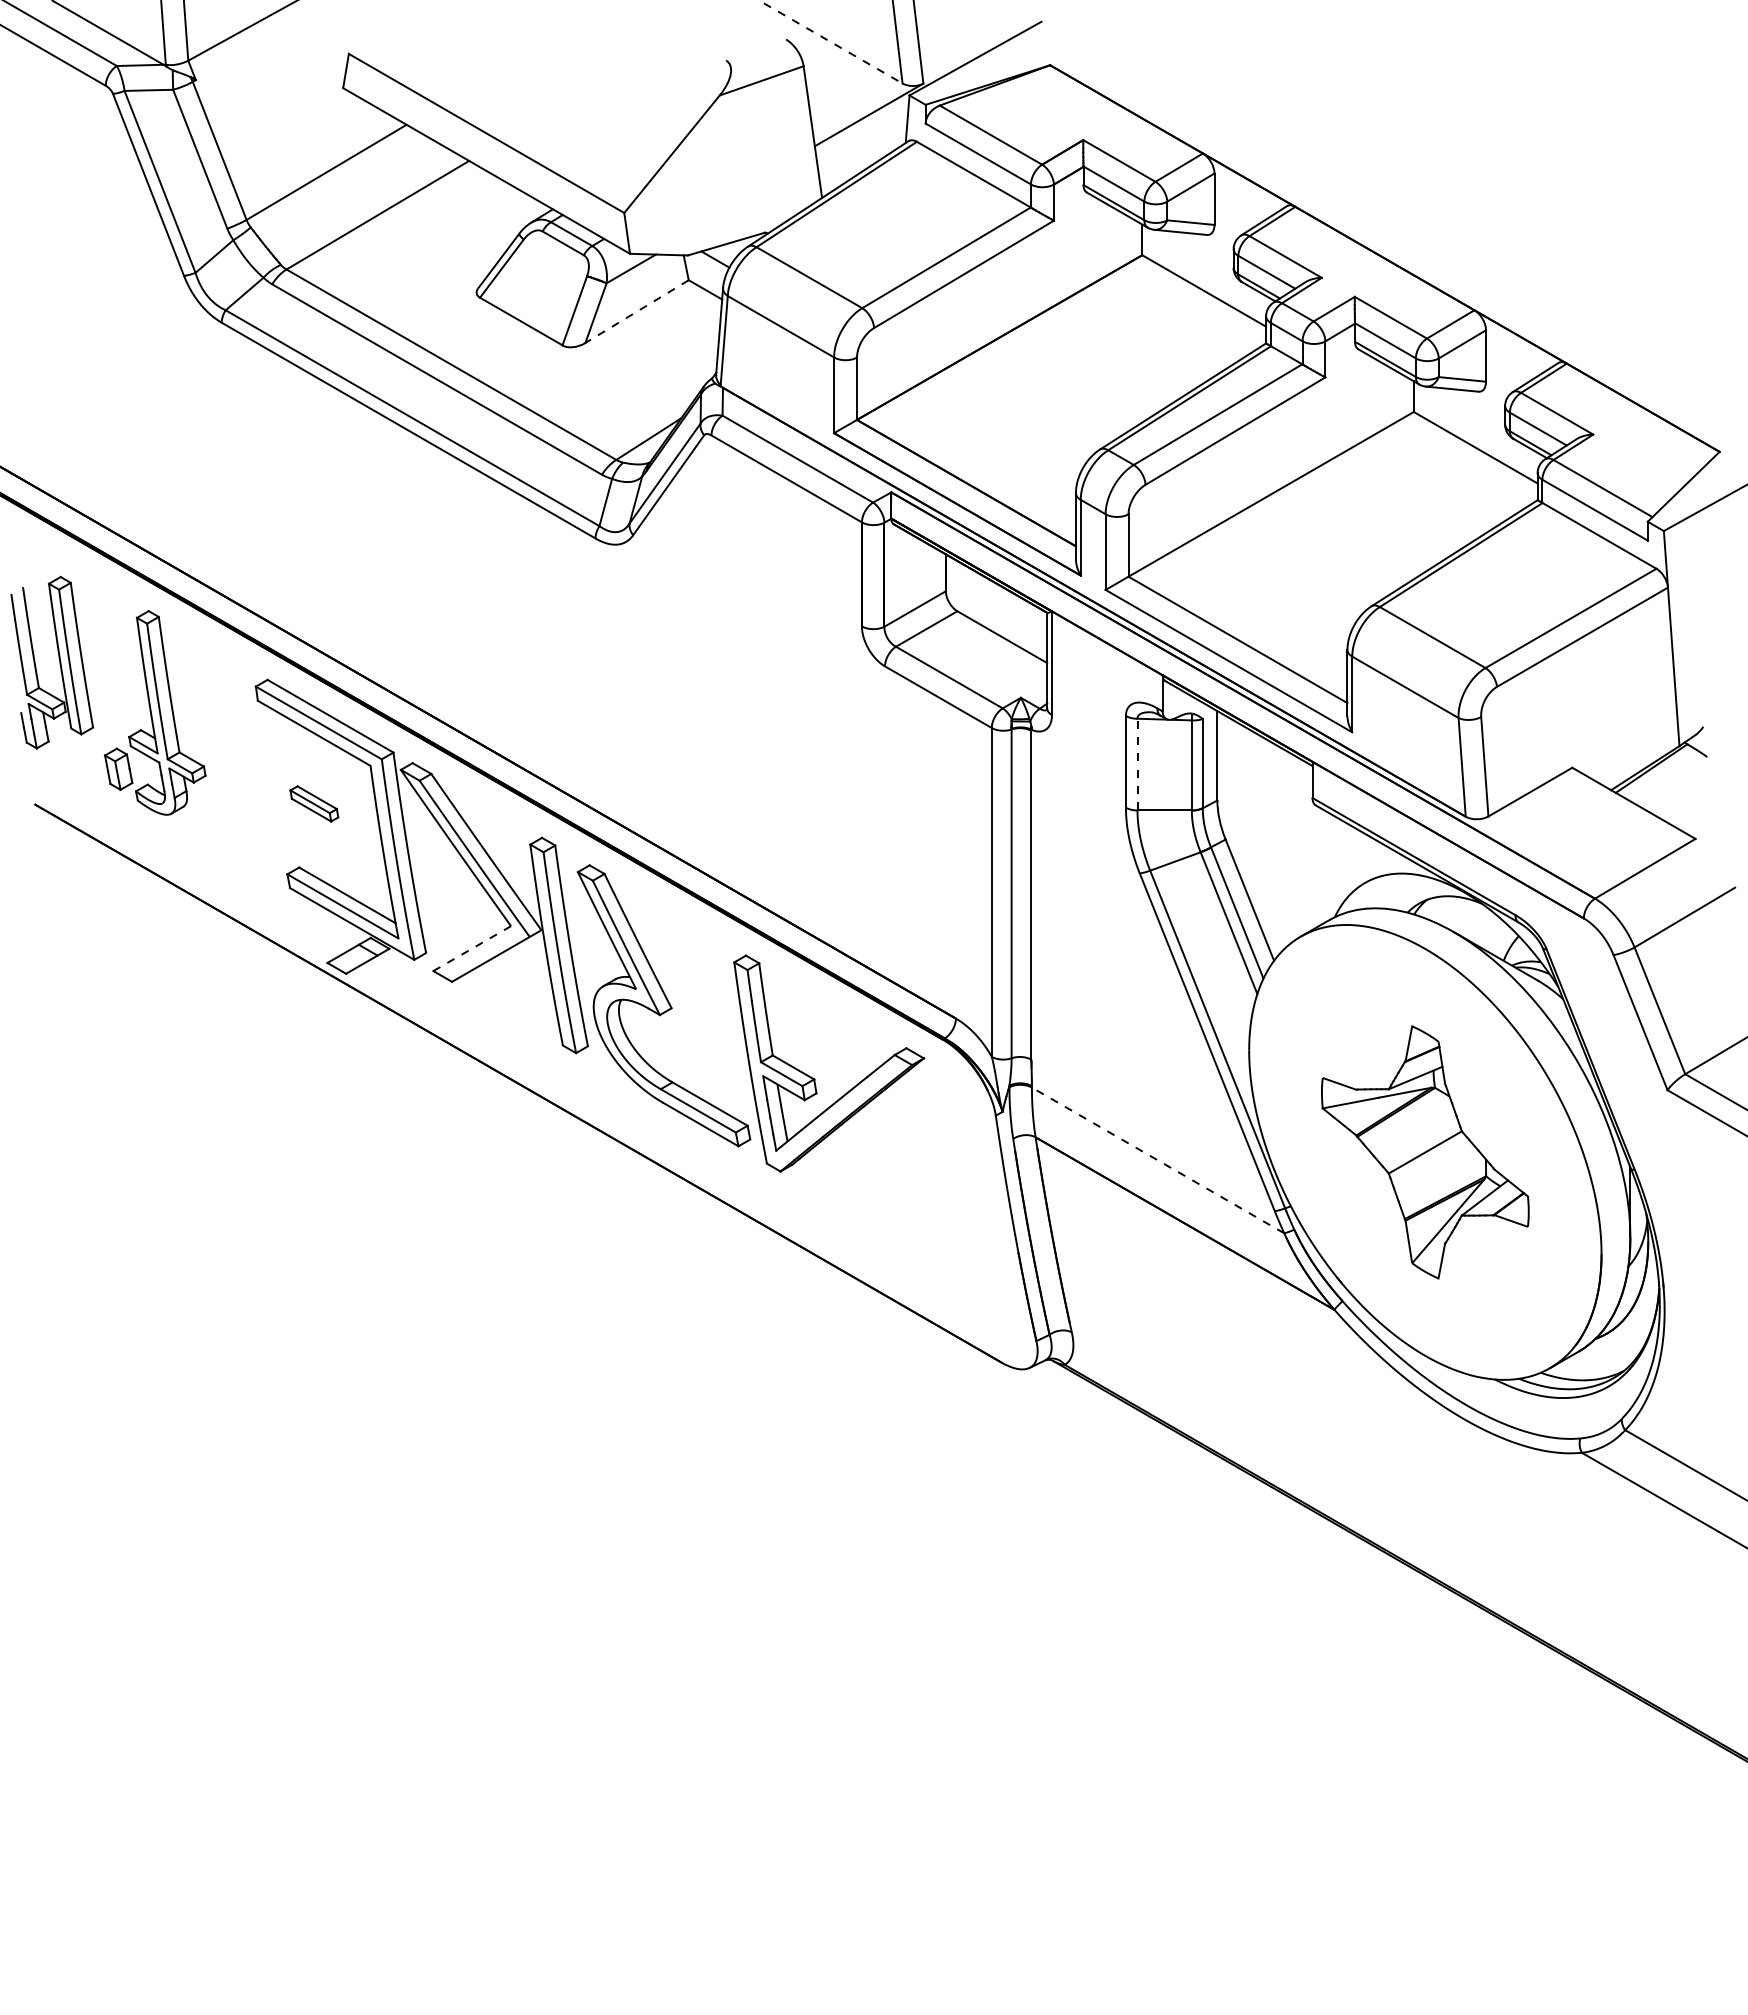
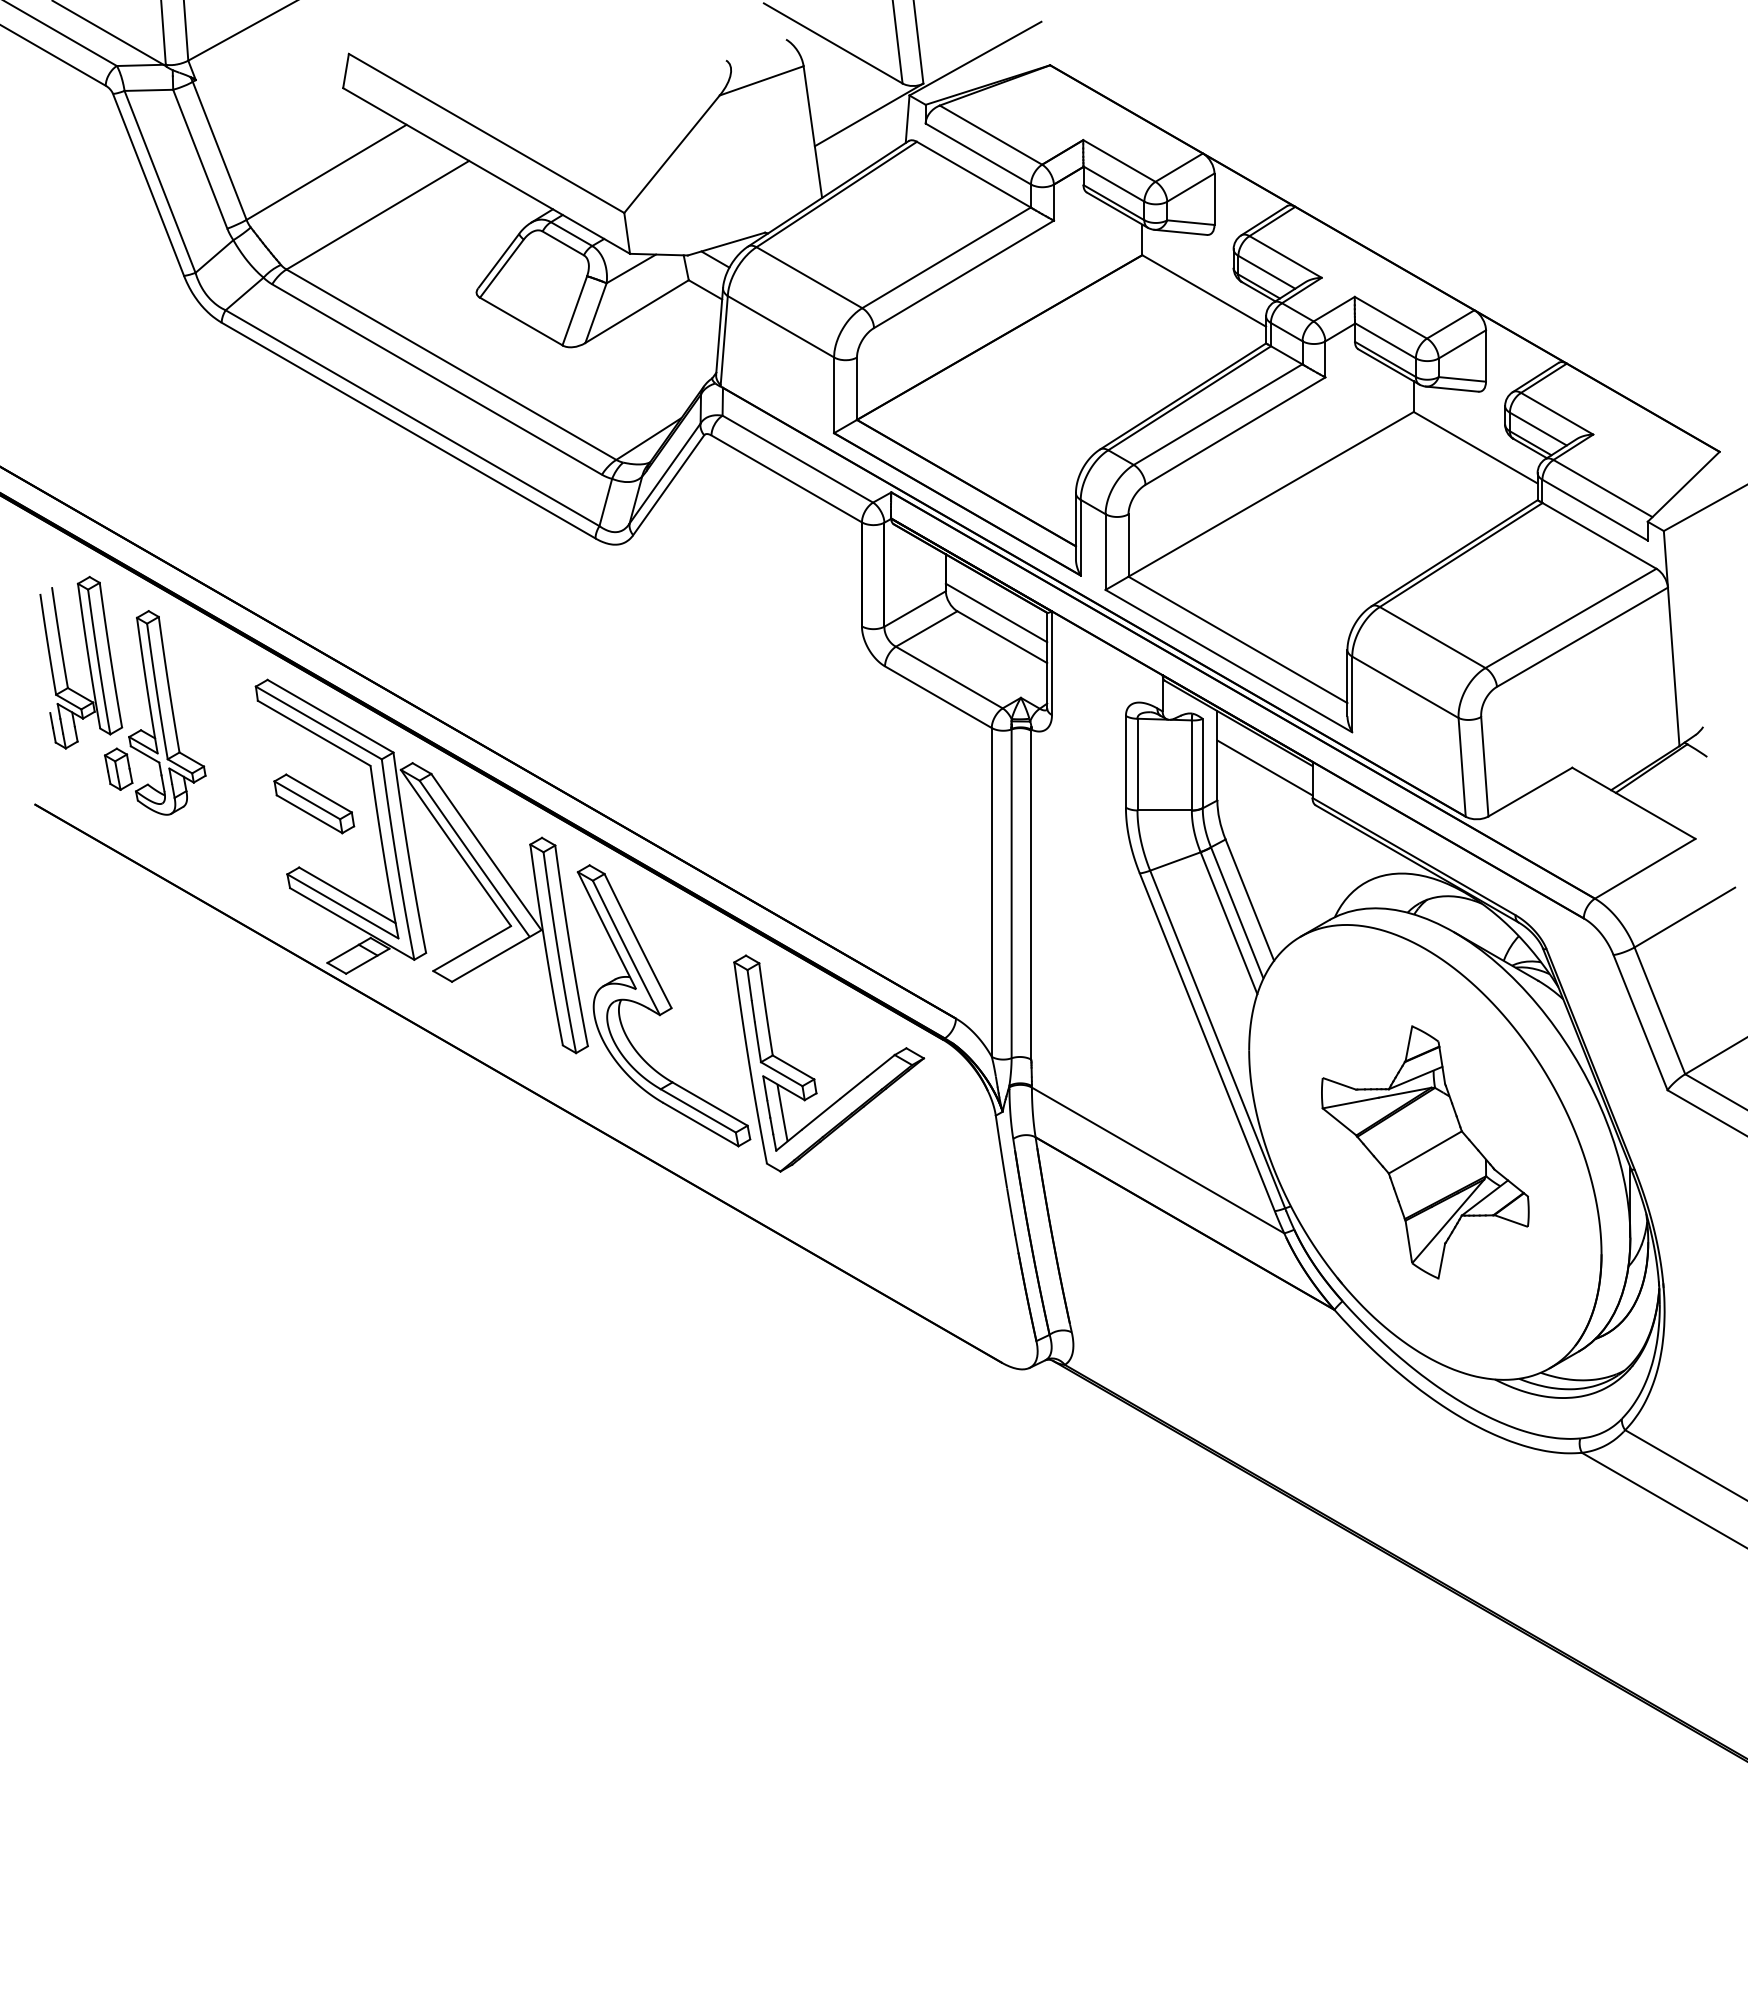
line: dashed -> solid (833, 43)
line: dashed -> solid (636, 311)
line: none -> present (996, 612)
part position: (59, 662) -> (88, 662) (88, 662)
line: dashed -> solid (1137, 764)
line: none -> present (1264, 767)
part size: 51x38 px -> 83x62 px (314, 803)
line: dashed -> solid (472, 948)
line: dashed -> solid (1158, 1160)
